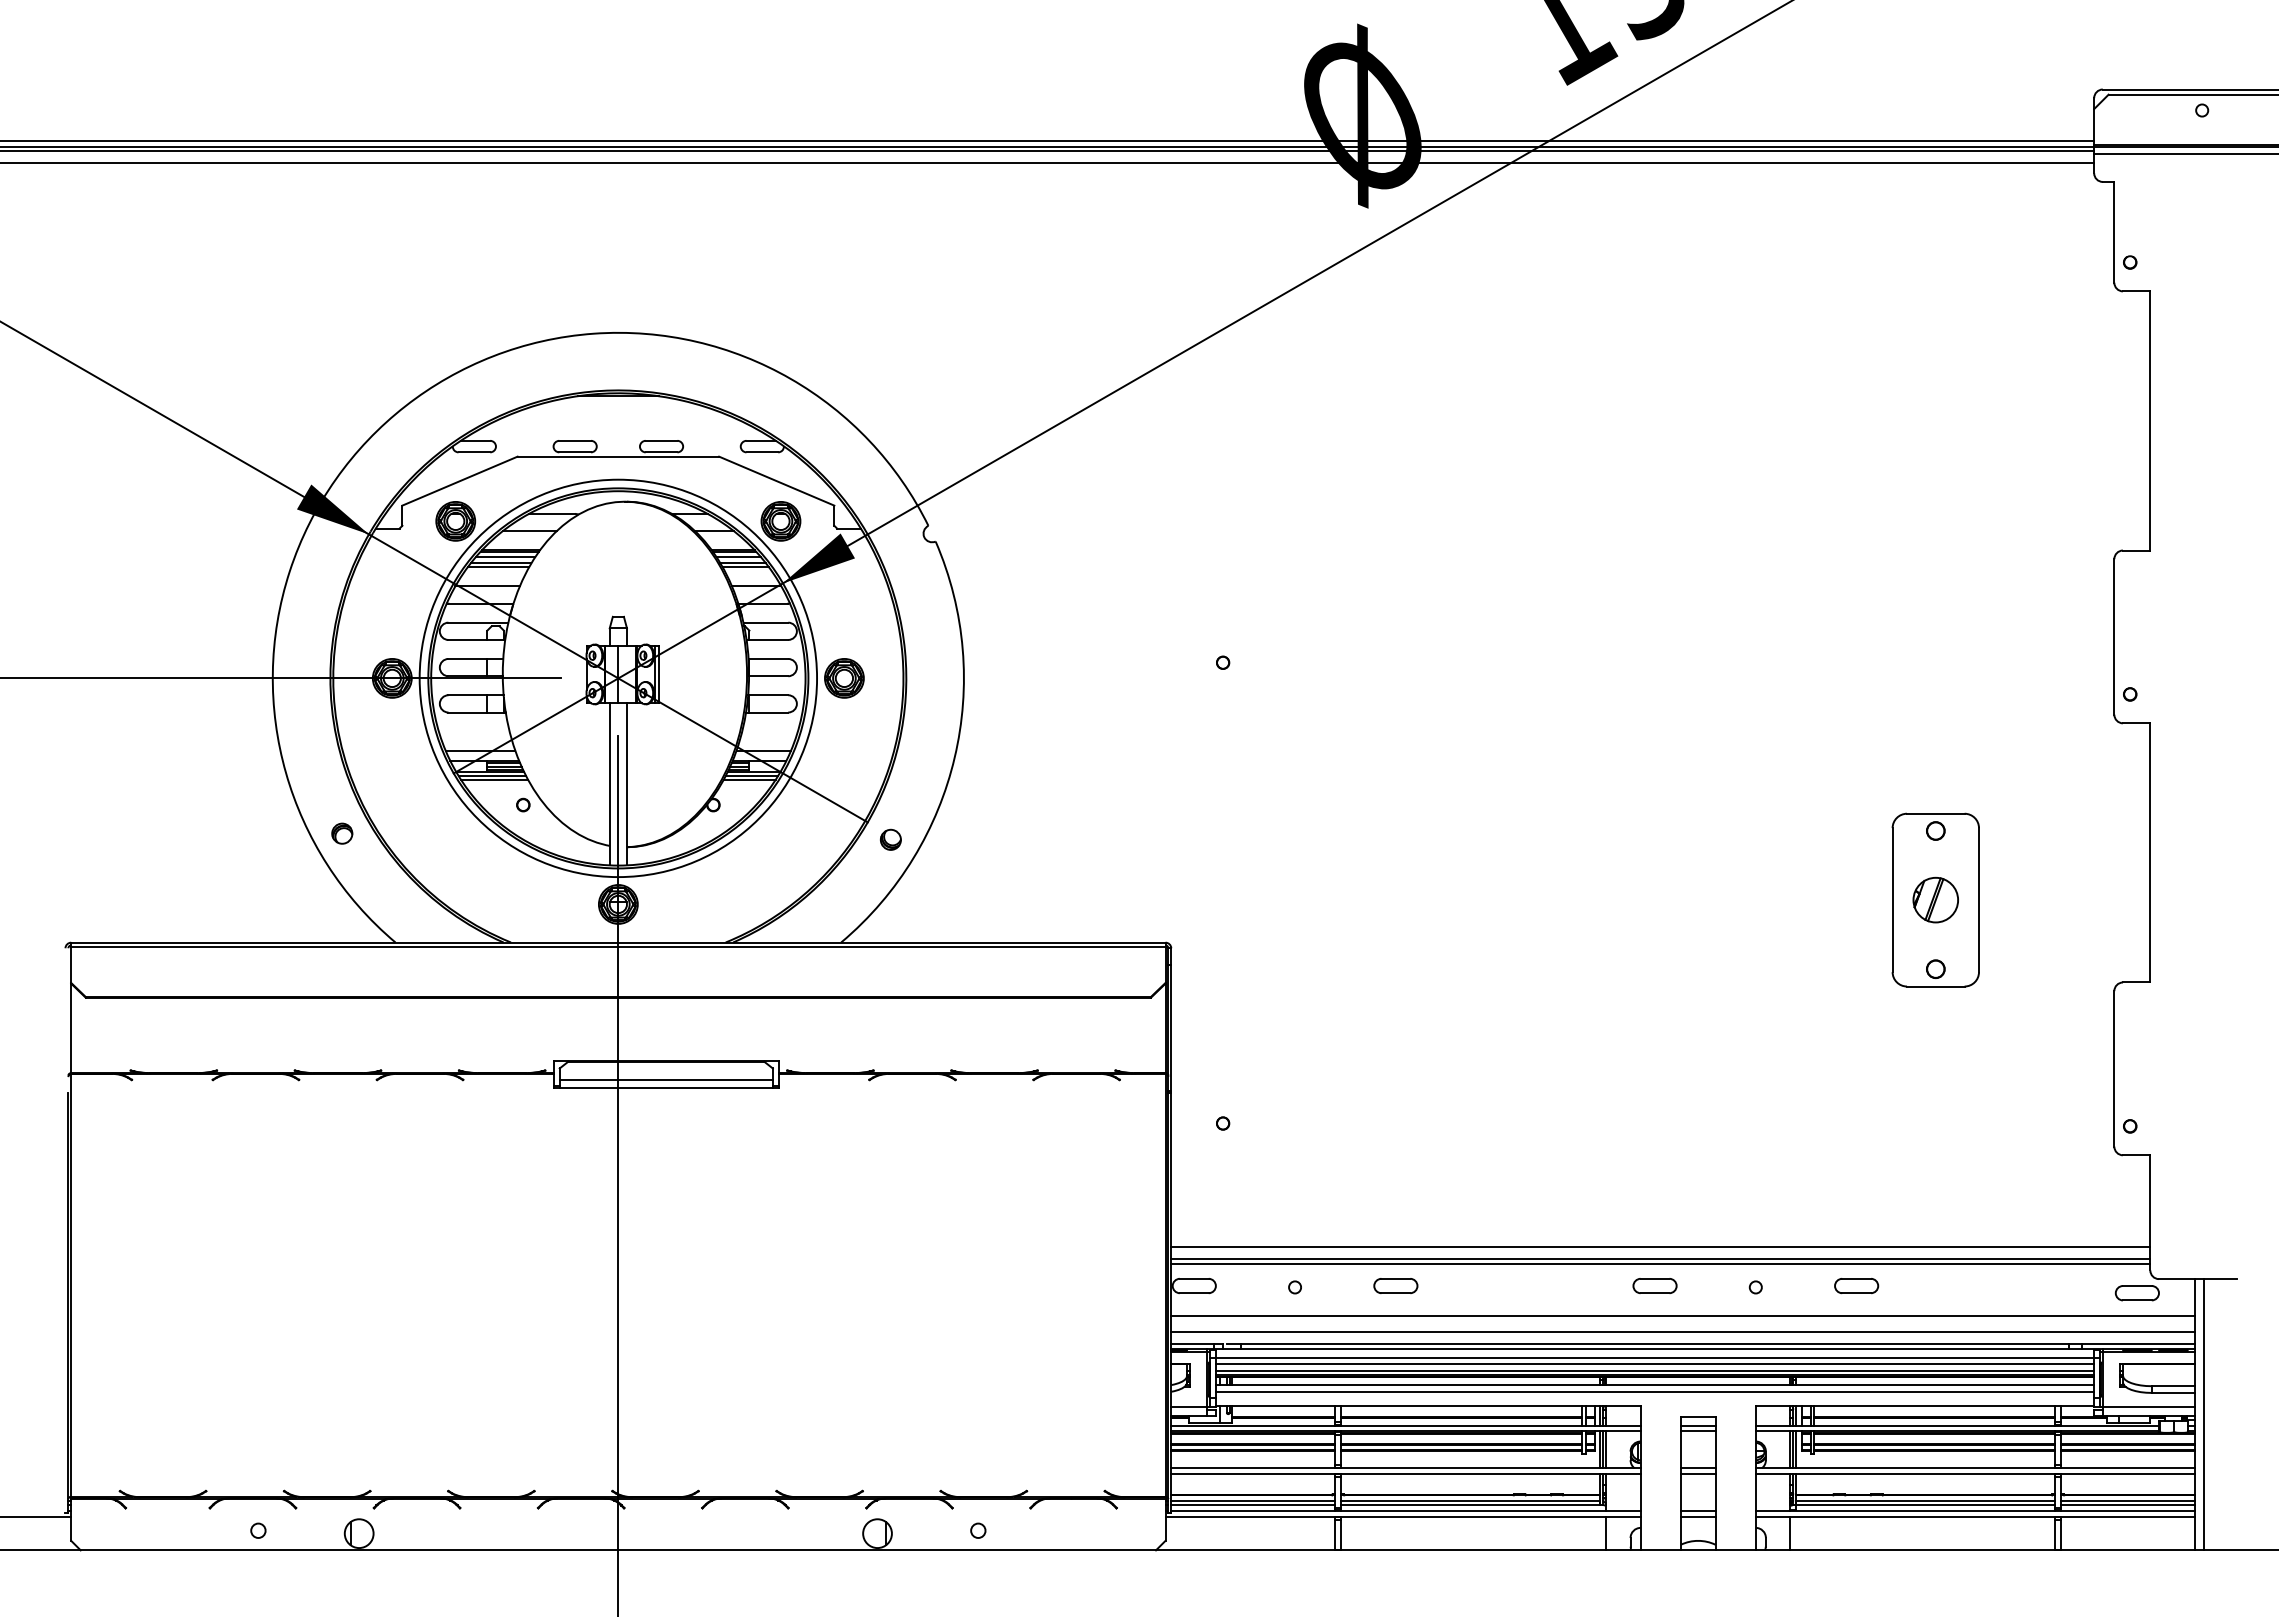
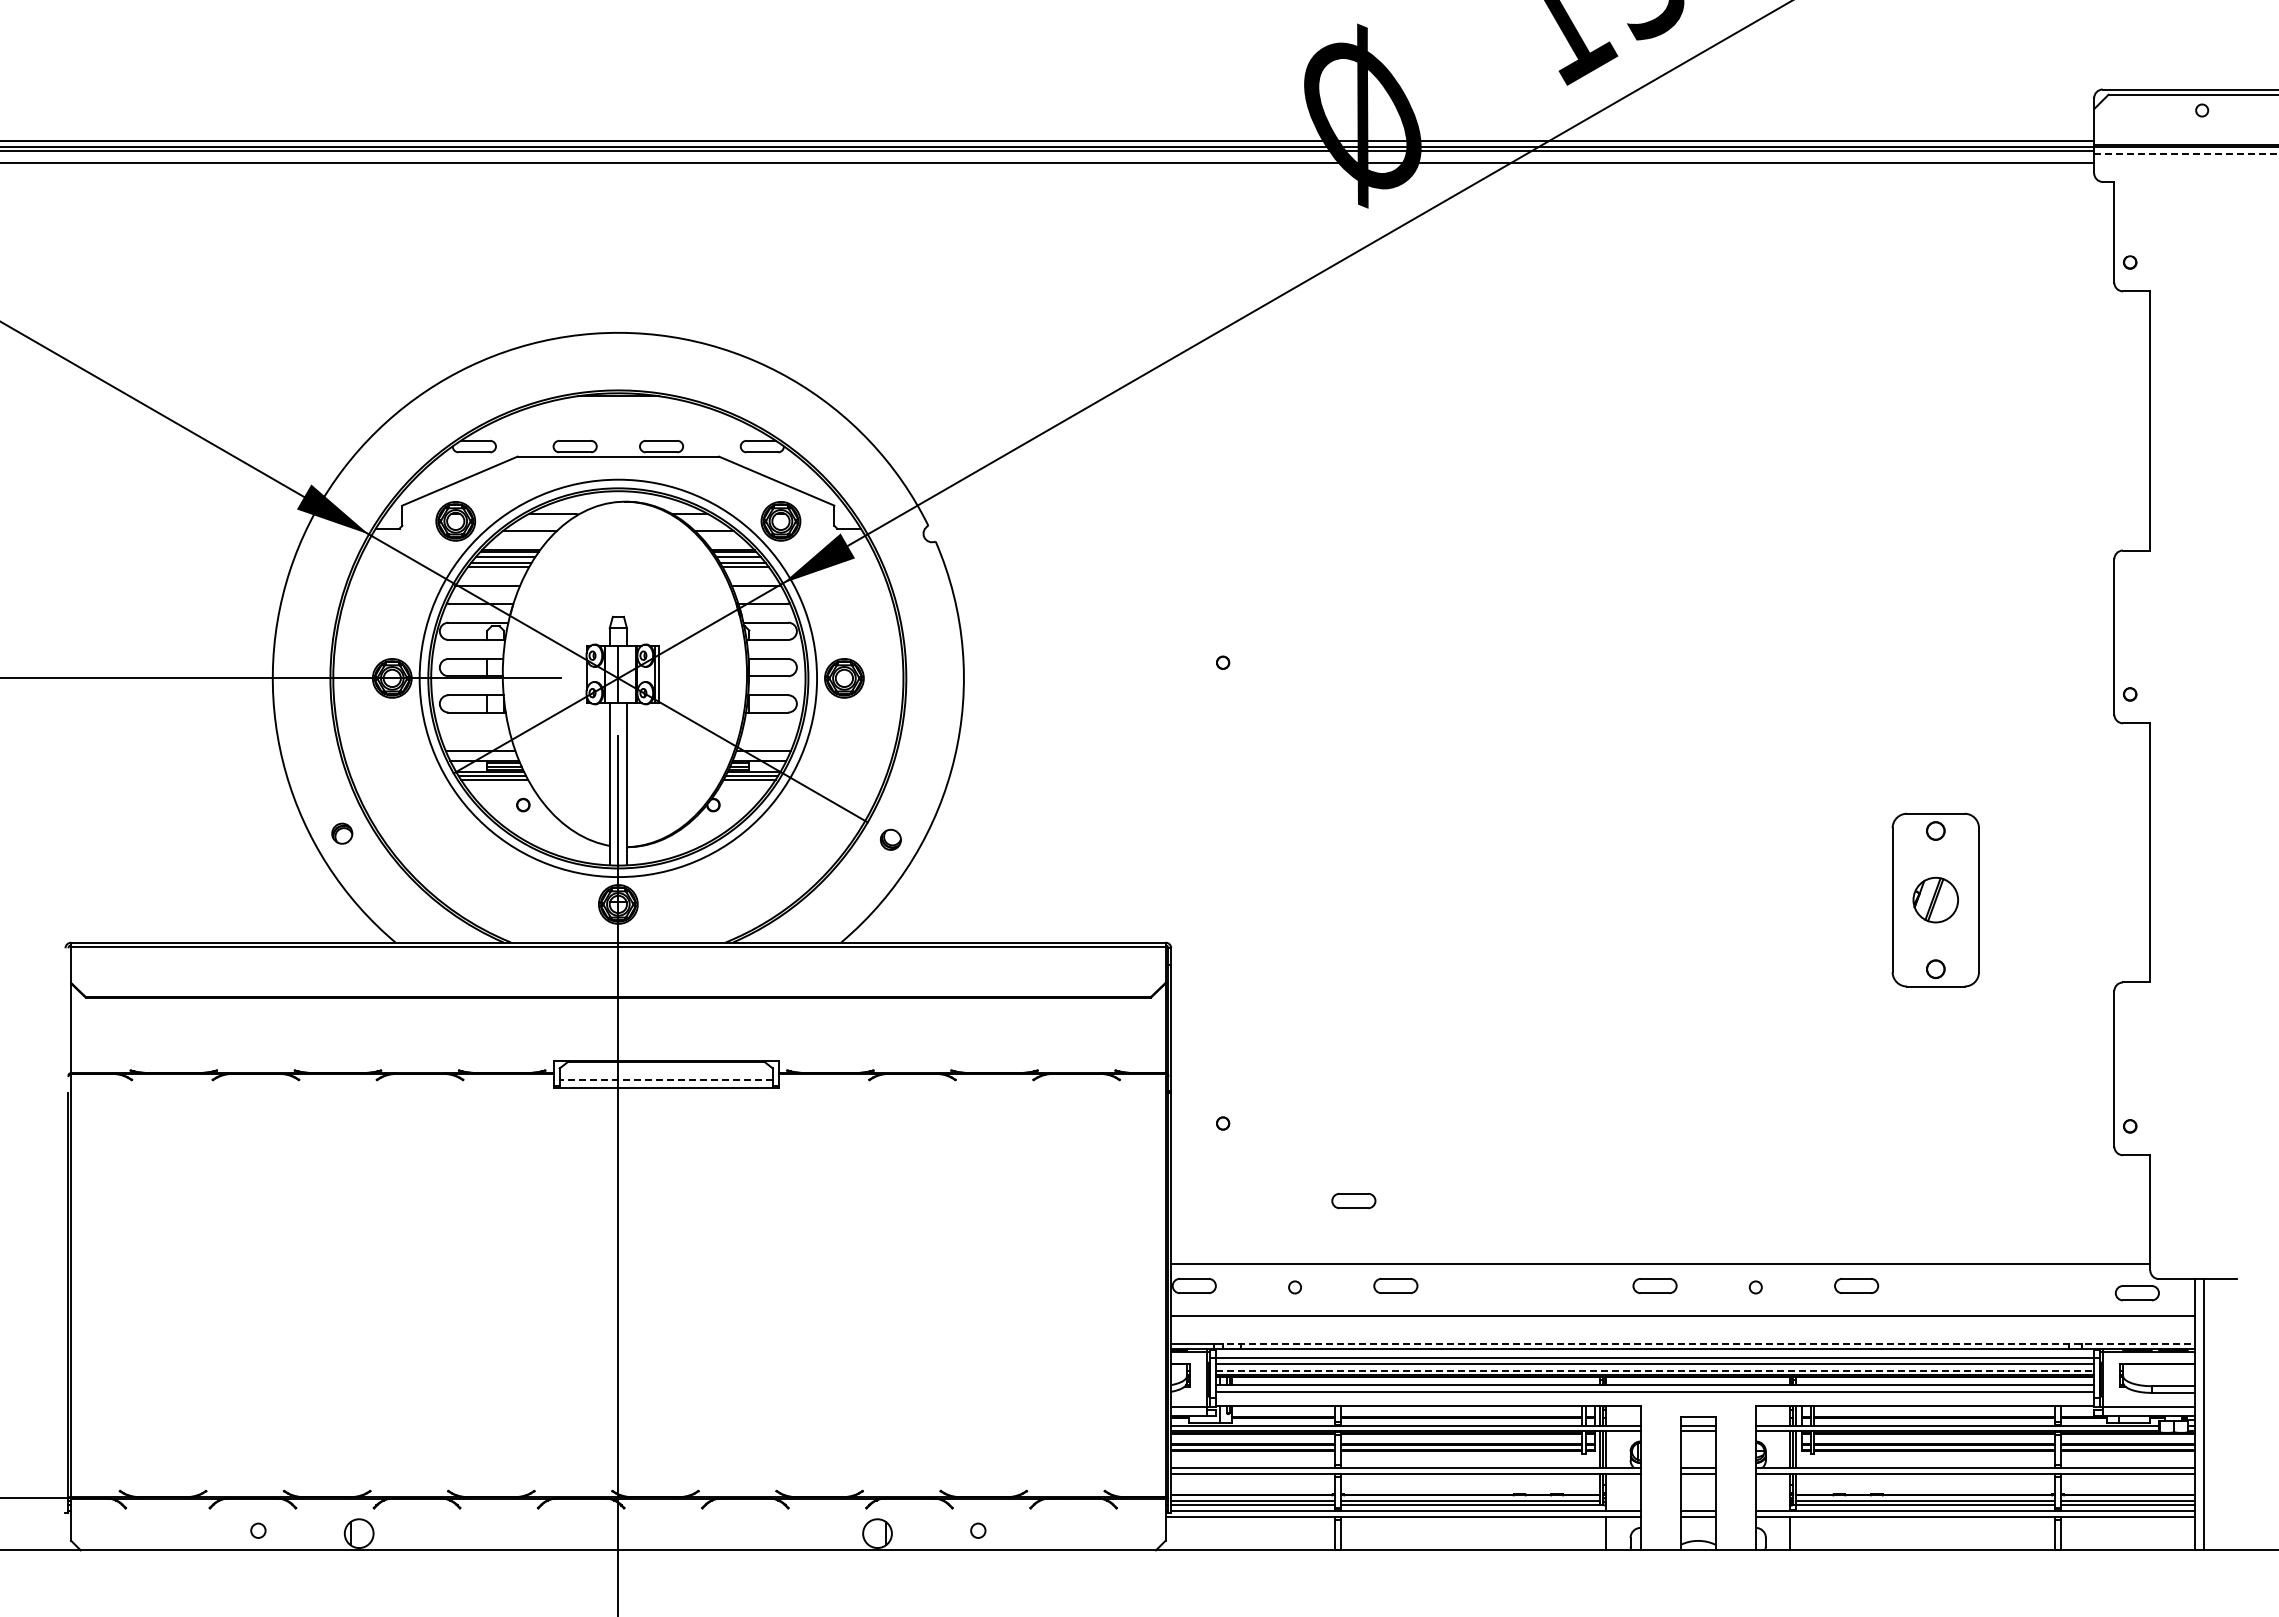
line: solid -> dashed (2186, 153)
line: solid -> dashed (666, 1079)
part: none -> present (1353, 1200)
line: present -> none (1660, 1247)
line: present -> none (1660, 1258)
line: present -> none (1682, 1332)
line: solid -> dashed (1711, 1343)
line: solid -> dashed (1655, 1370)
line position: (36, 1516) -> (36, 1497) (36, 1497)
